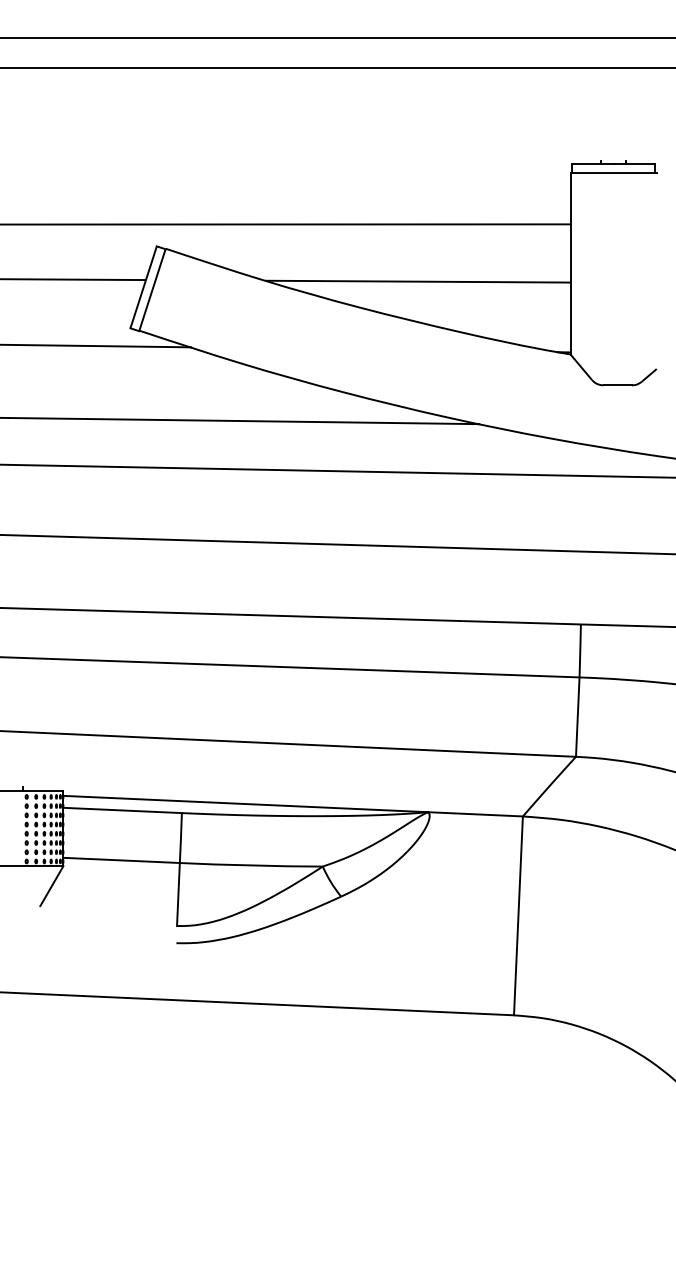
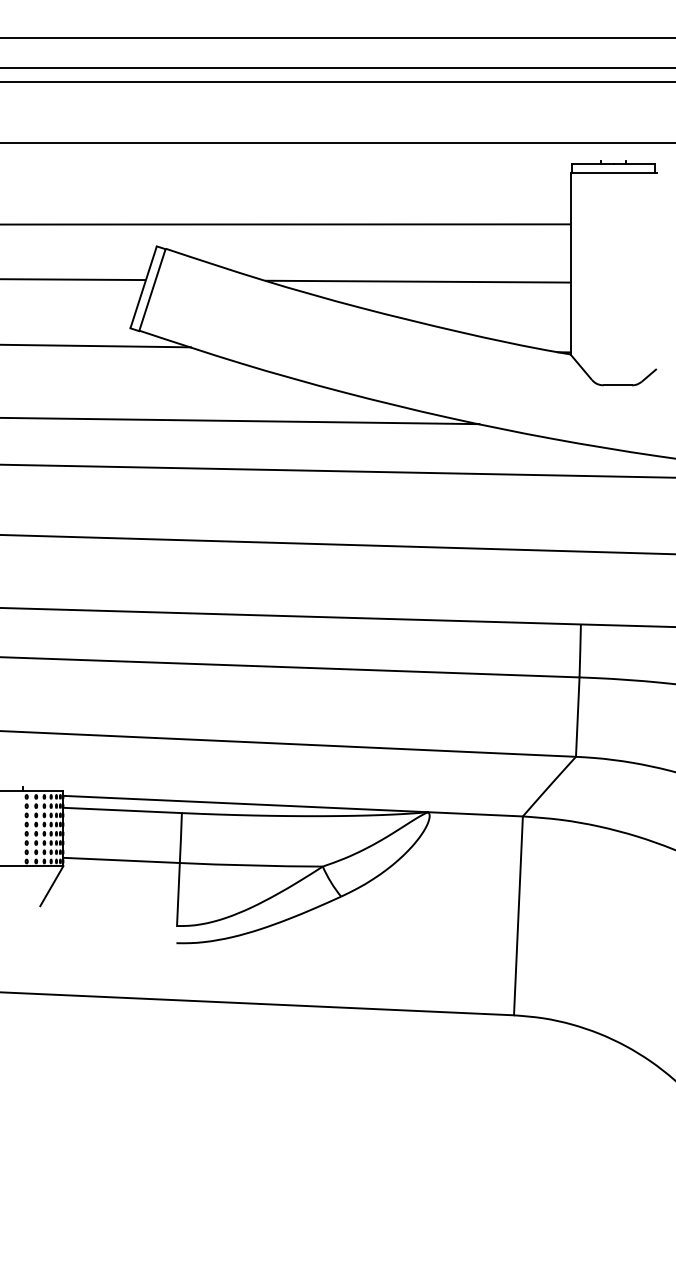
line: none -> present (337, 82)
line: none -> present (337, 143)
